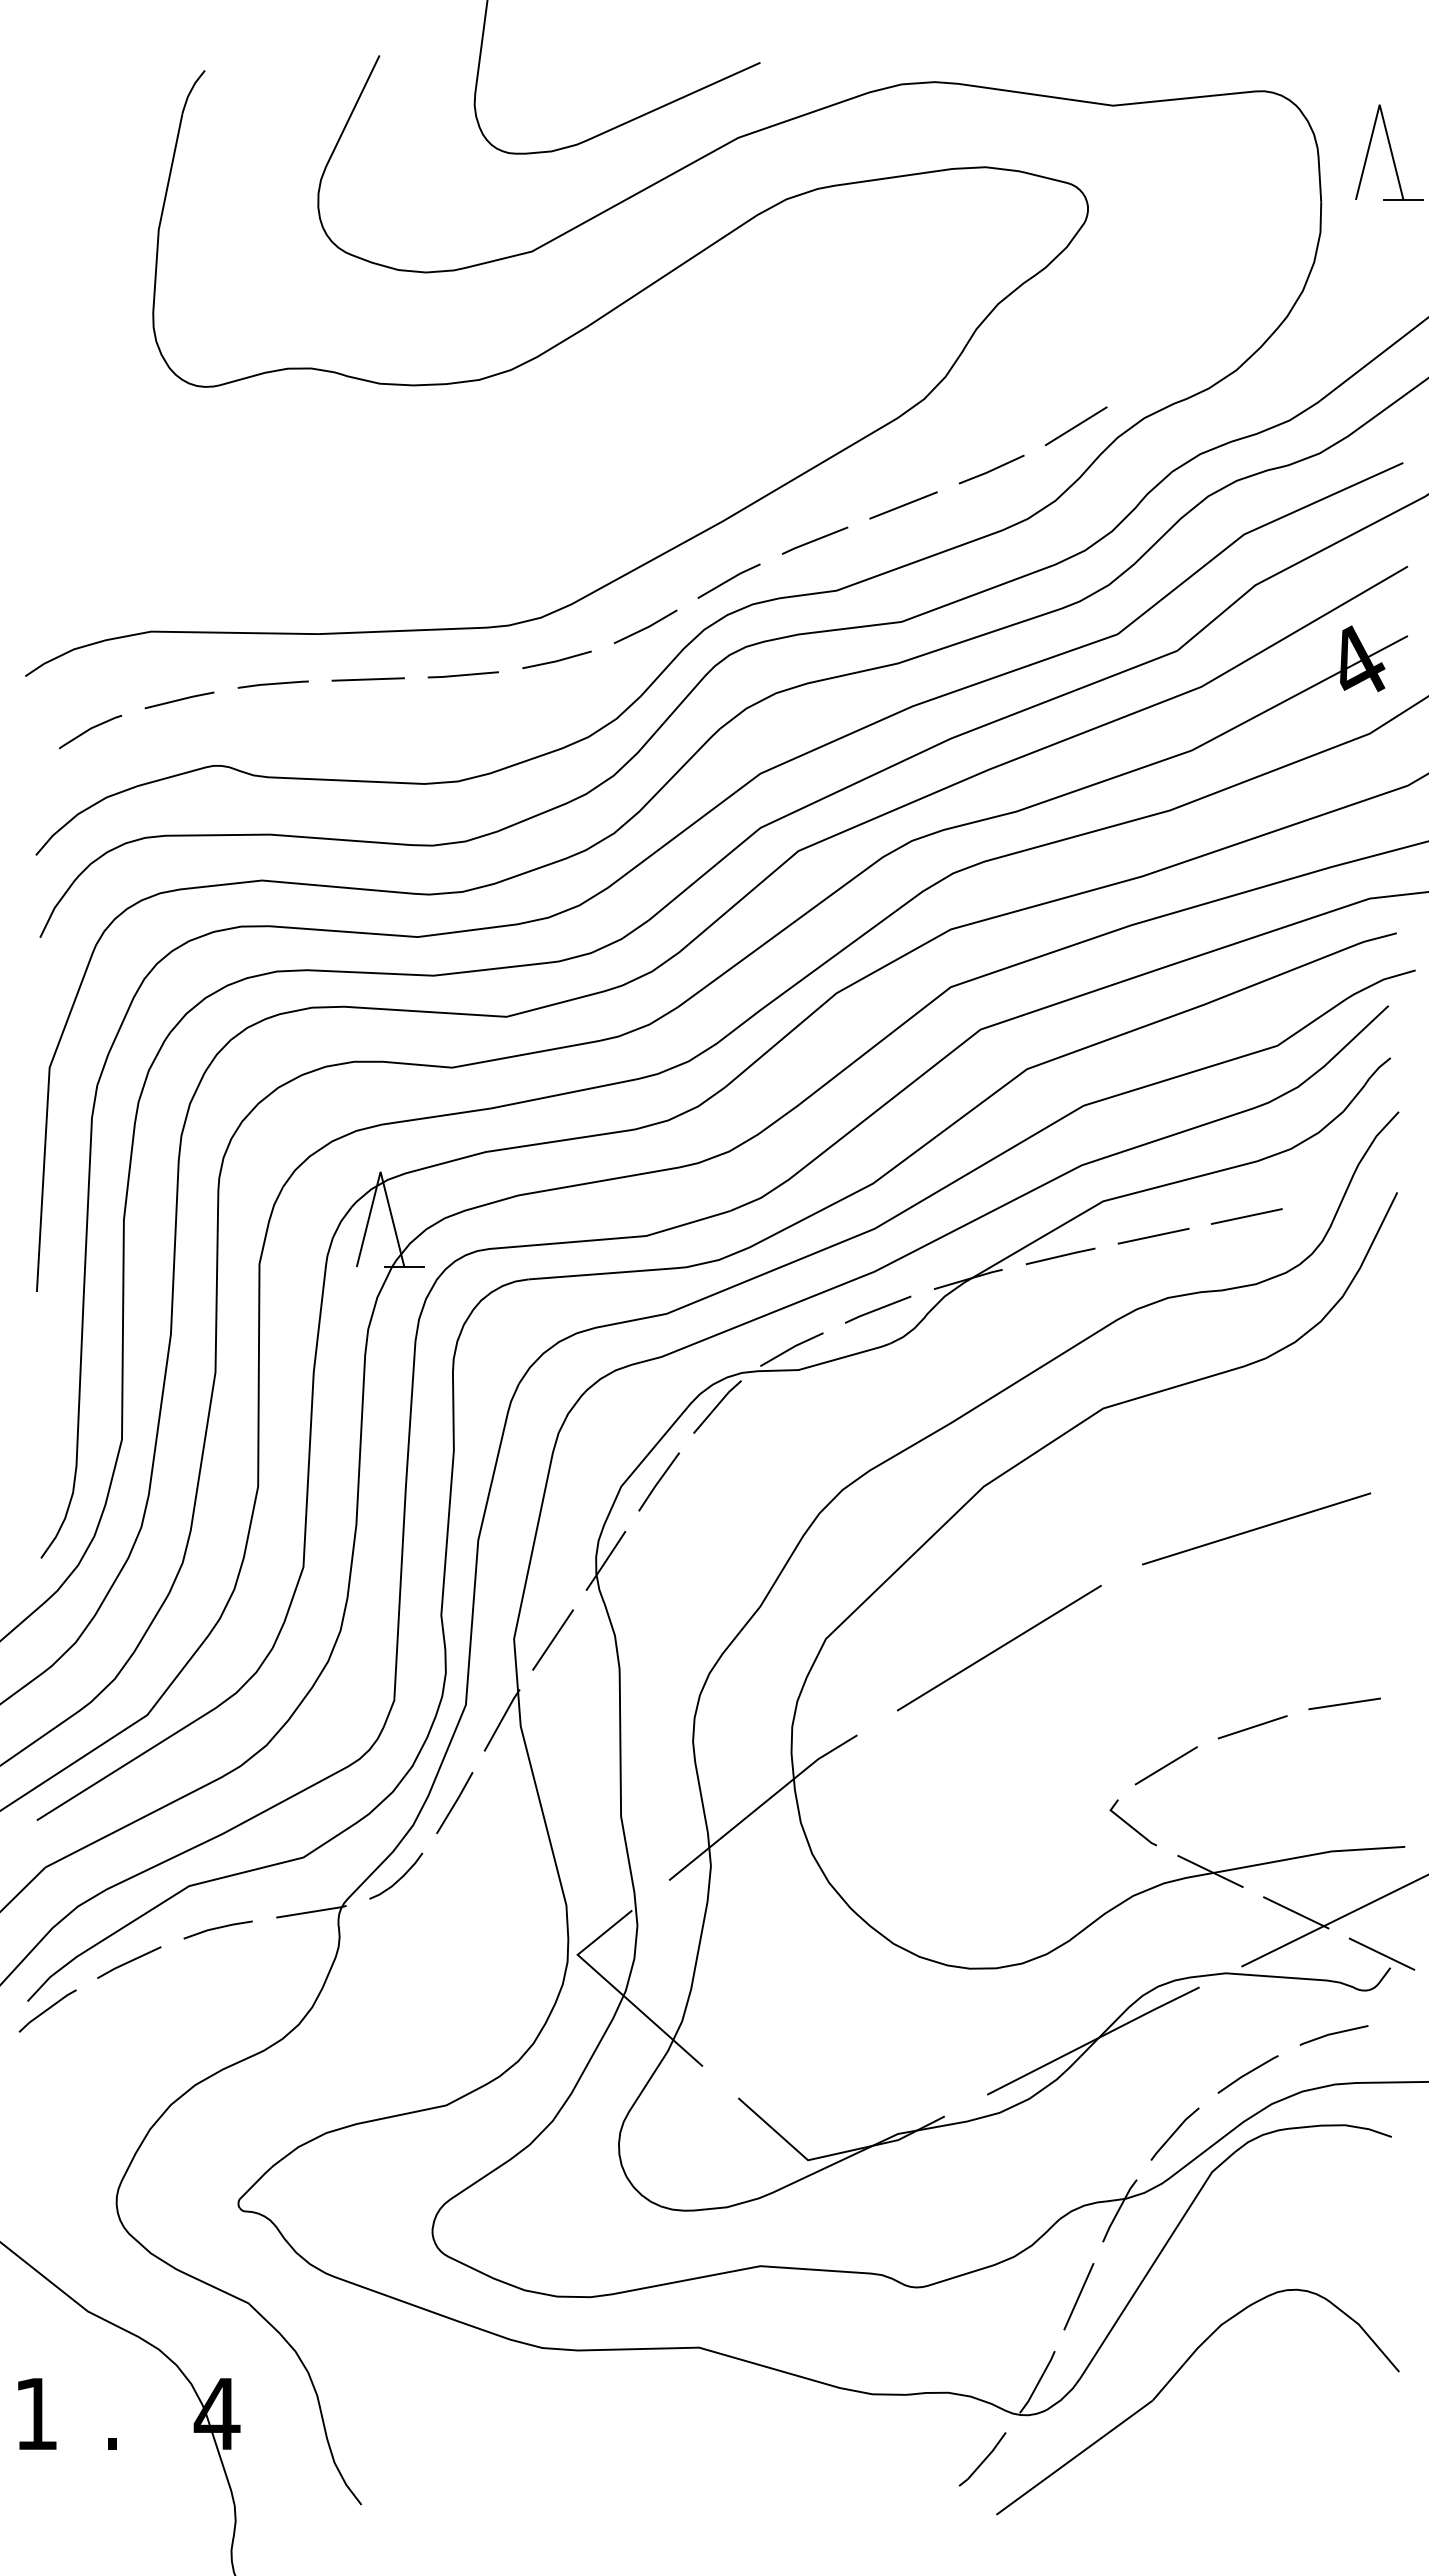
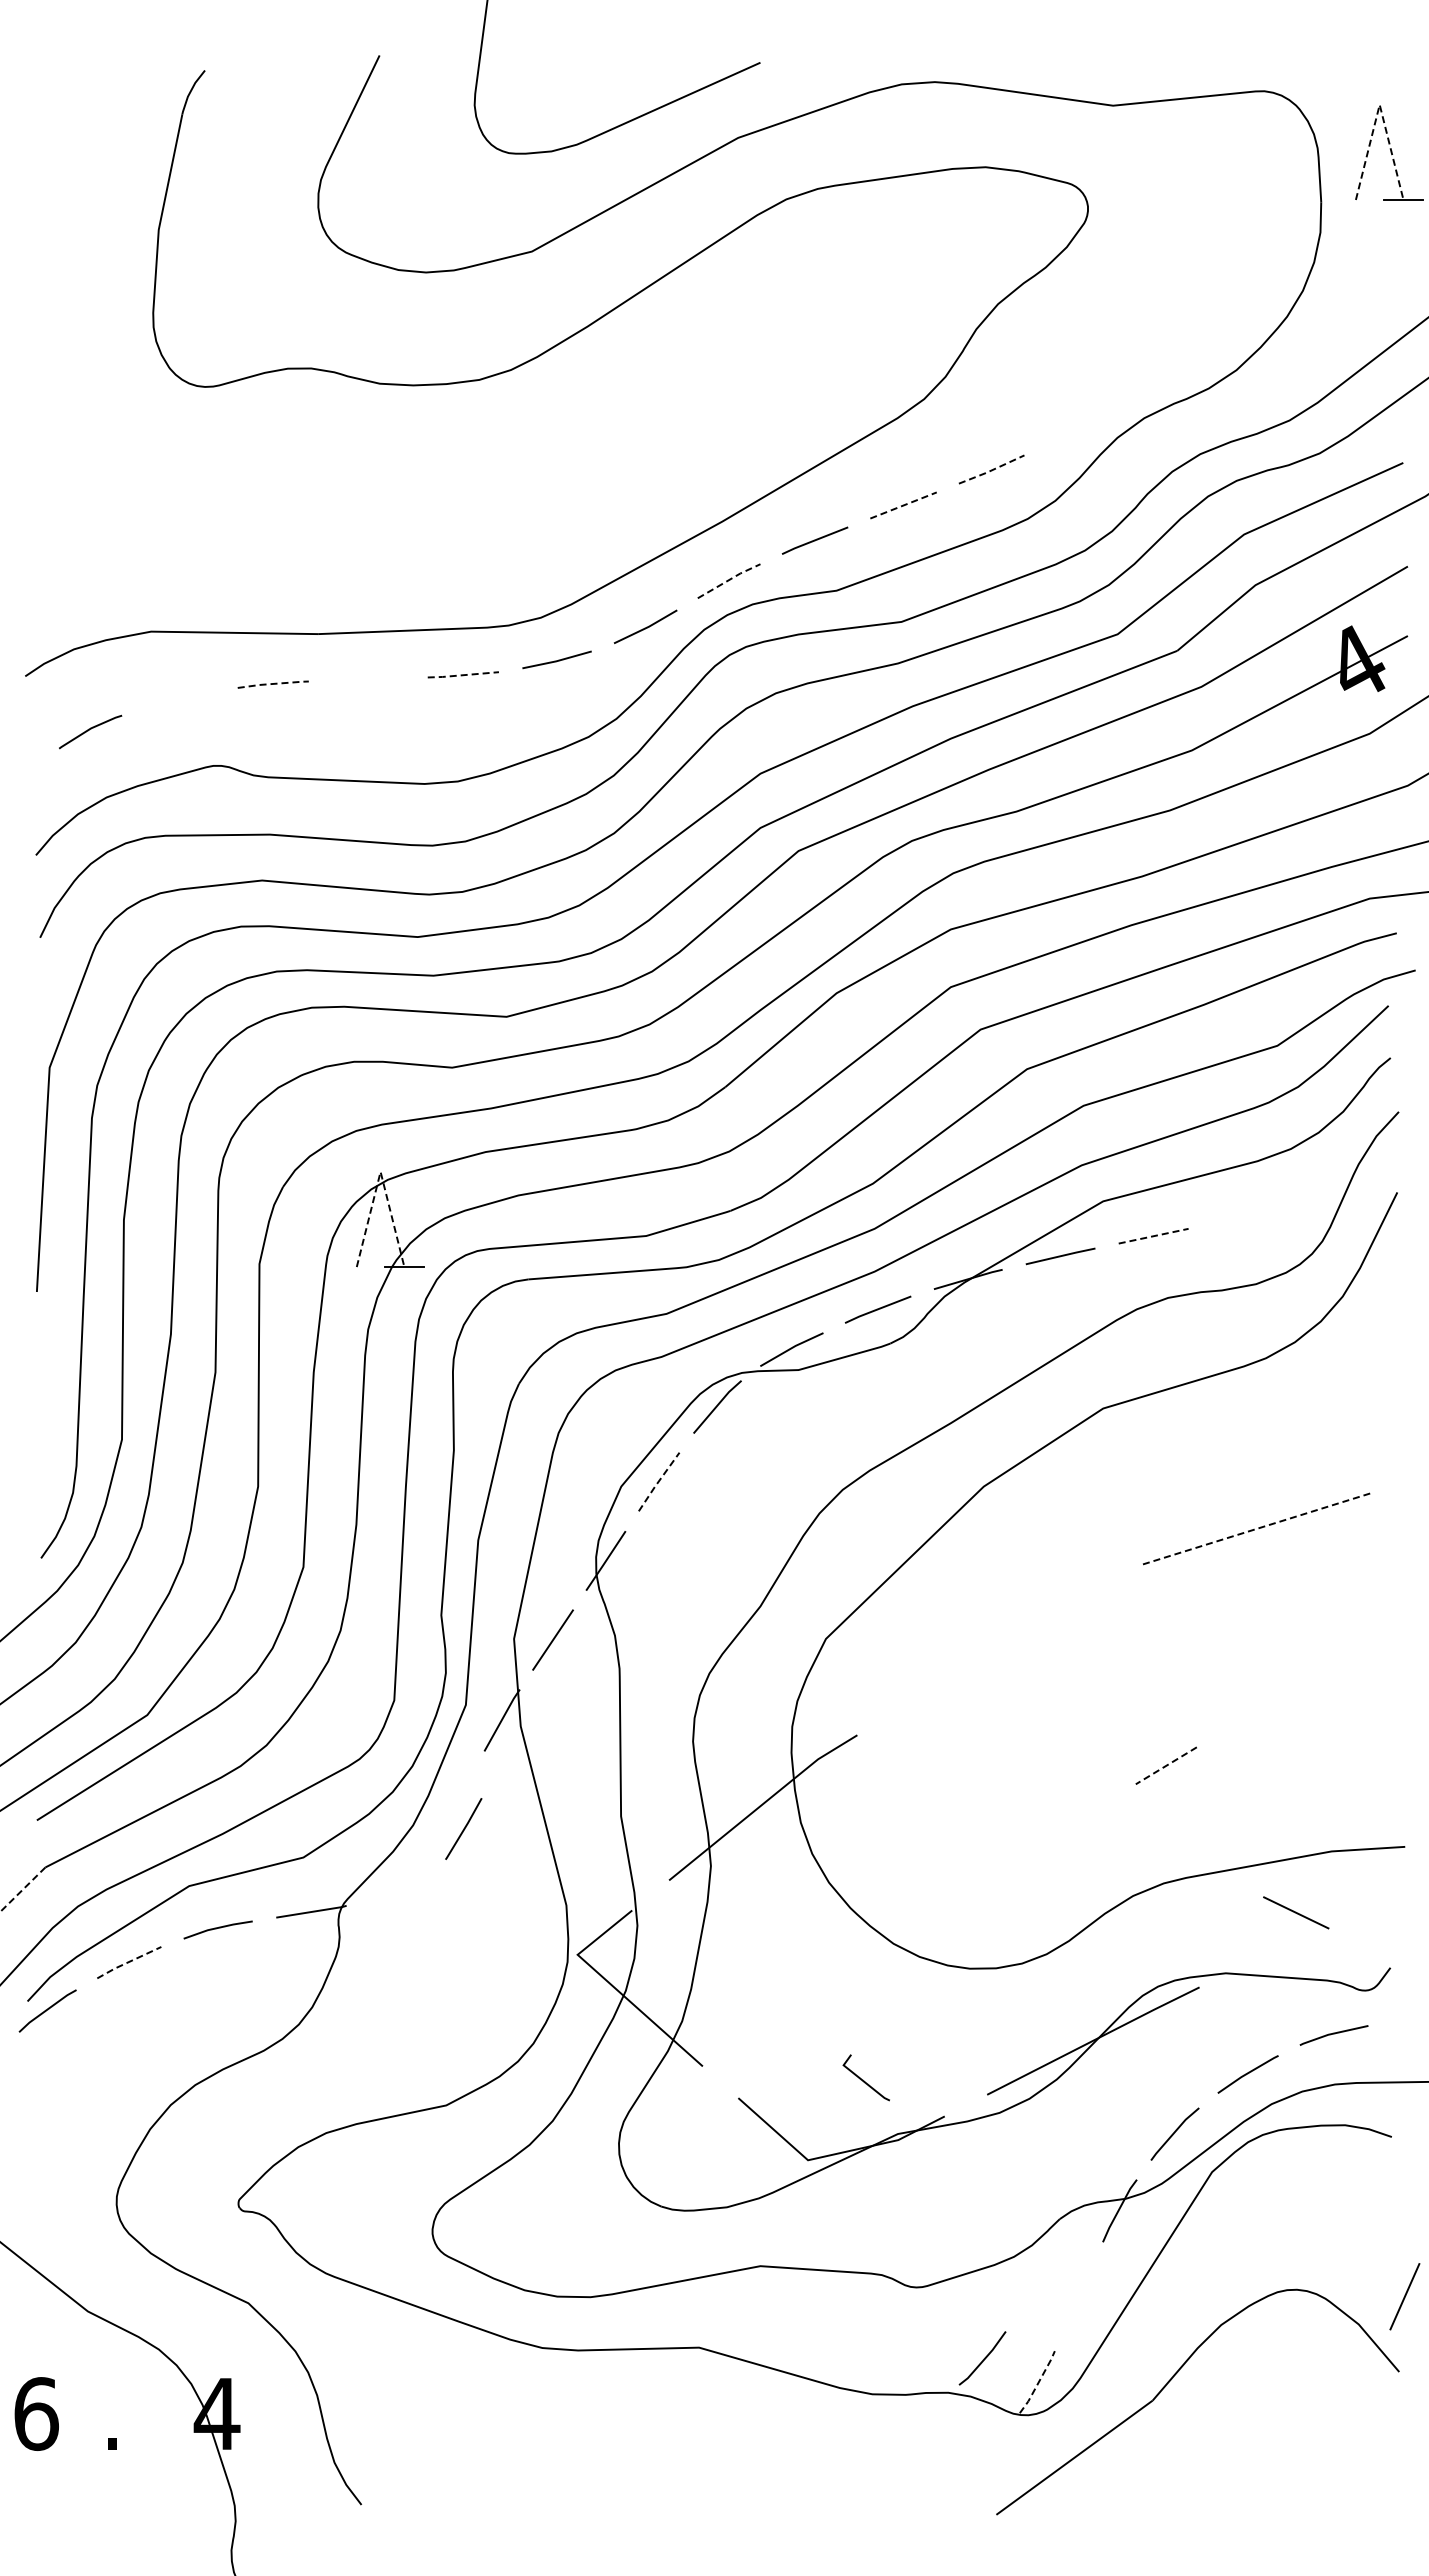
line: solid -> dashed (1379, 104)
line: present -> none (1075, 426)
line: solid -> dashed (991, 470)
line: solid -> dashed (903, 505)
line: solid -> dashed (729, 580)
line: solid -> dashed (463, 675)
line: present -> none (367, 679)
line: solid -> dashed (273, 683)
line: present -> none (179, 700)
line: solid -> dashed (380, 1171)
line: present -> none (1246, 1216)
line: solid -> dashed (1153, 1236)
line: solid -> dashed (658, 1482)
line: solid -> dashed (1256, 1529)
line: present -> none (998, 1647)
line: present -> none (1344, 1703)
line: present -> none (1252, 1727)
line: solid -> dashed (1166, 1765)
line position: (454, 1802) -> (463, 1828) (463, 1828)
line position: (1130, 1824) -> (863, 2079) (863, 2079)
line: present -> none (1210, 1870)
curve: present -> none (399, 1878)
line: solid -> dashed (22, 1889)
line: present -> none (1333, 1921)
line: present -> none (1381, 1953)
line: solid -> dashed (128, 1962)
line position: (1078, 2296) -> (1404, 2296) (1404, 2296)
line: solid -> dashed (1038, 2382)
text: 1 -> 6 (36, 2413)
line position: (983, 2459) -> (983, 2358) (983, 2358)
